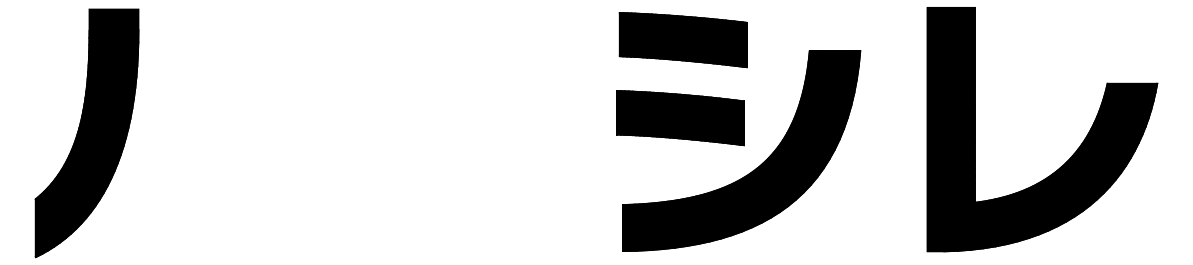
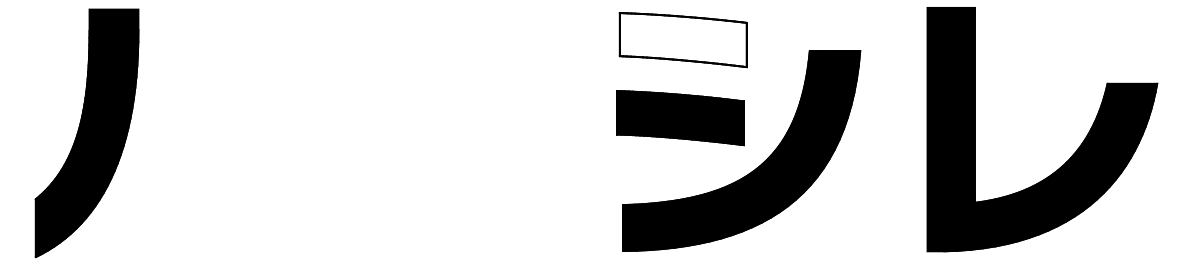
fill: present -> none (682, 40)
